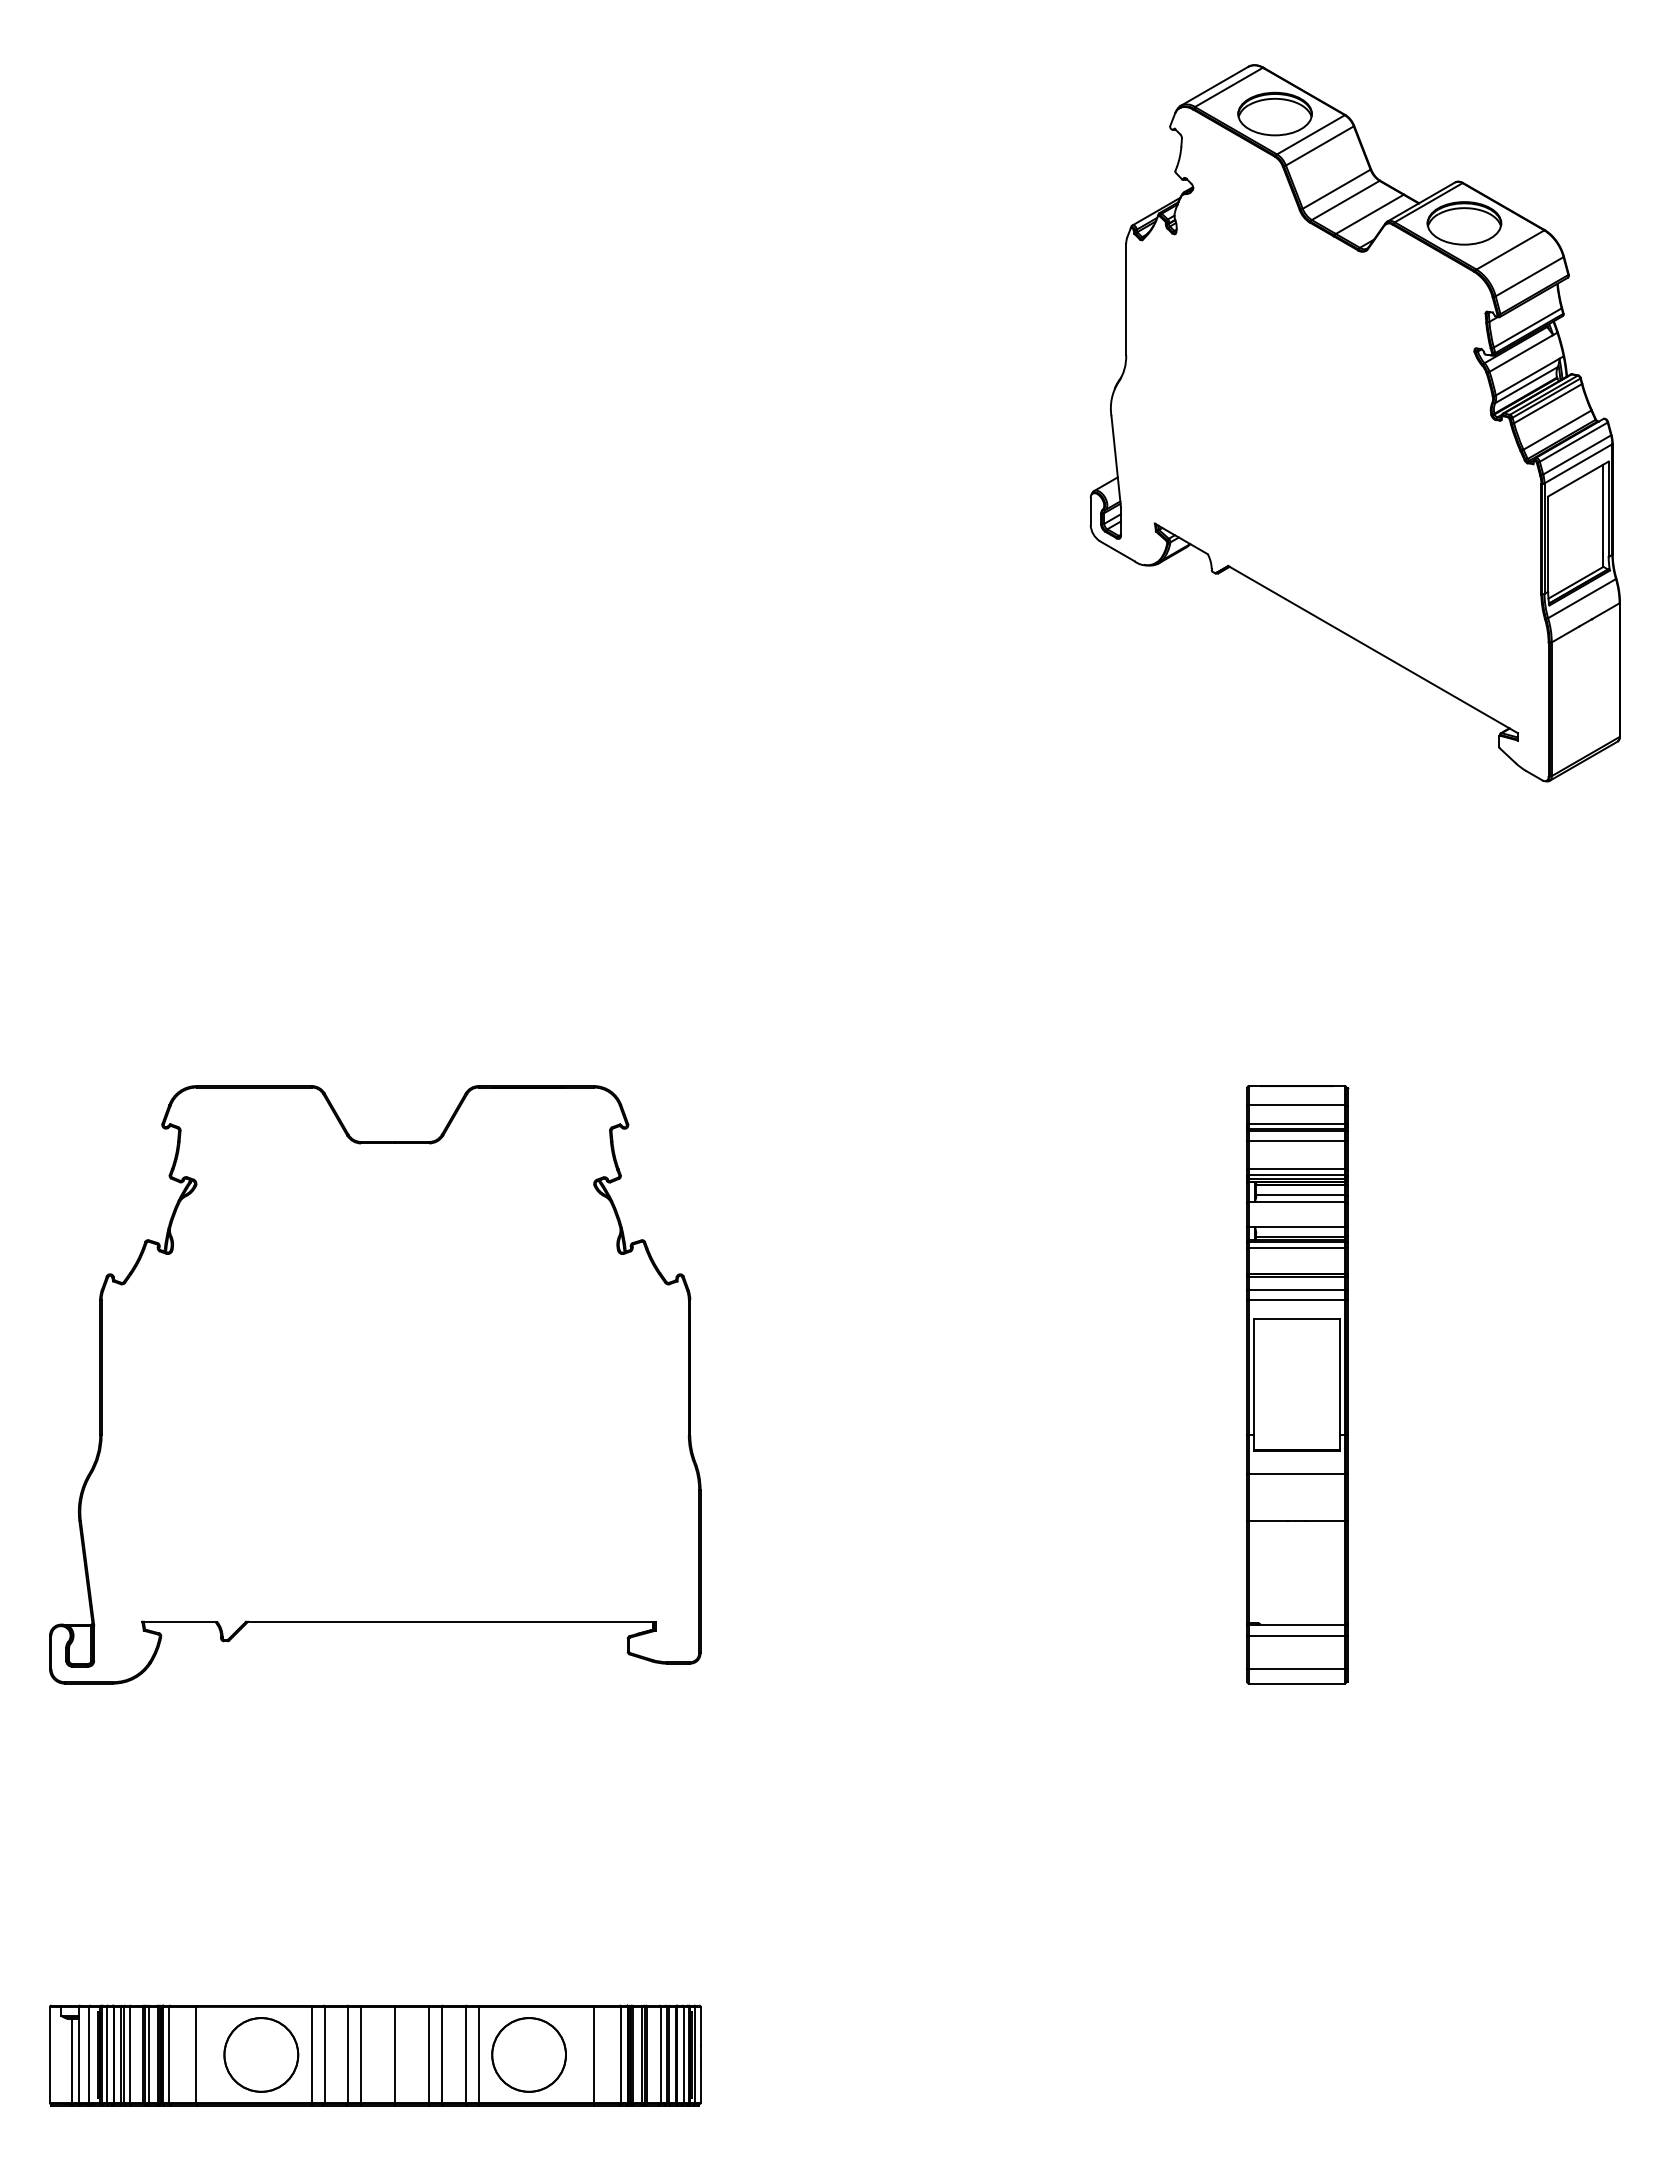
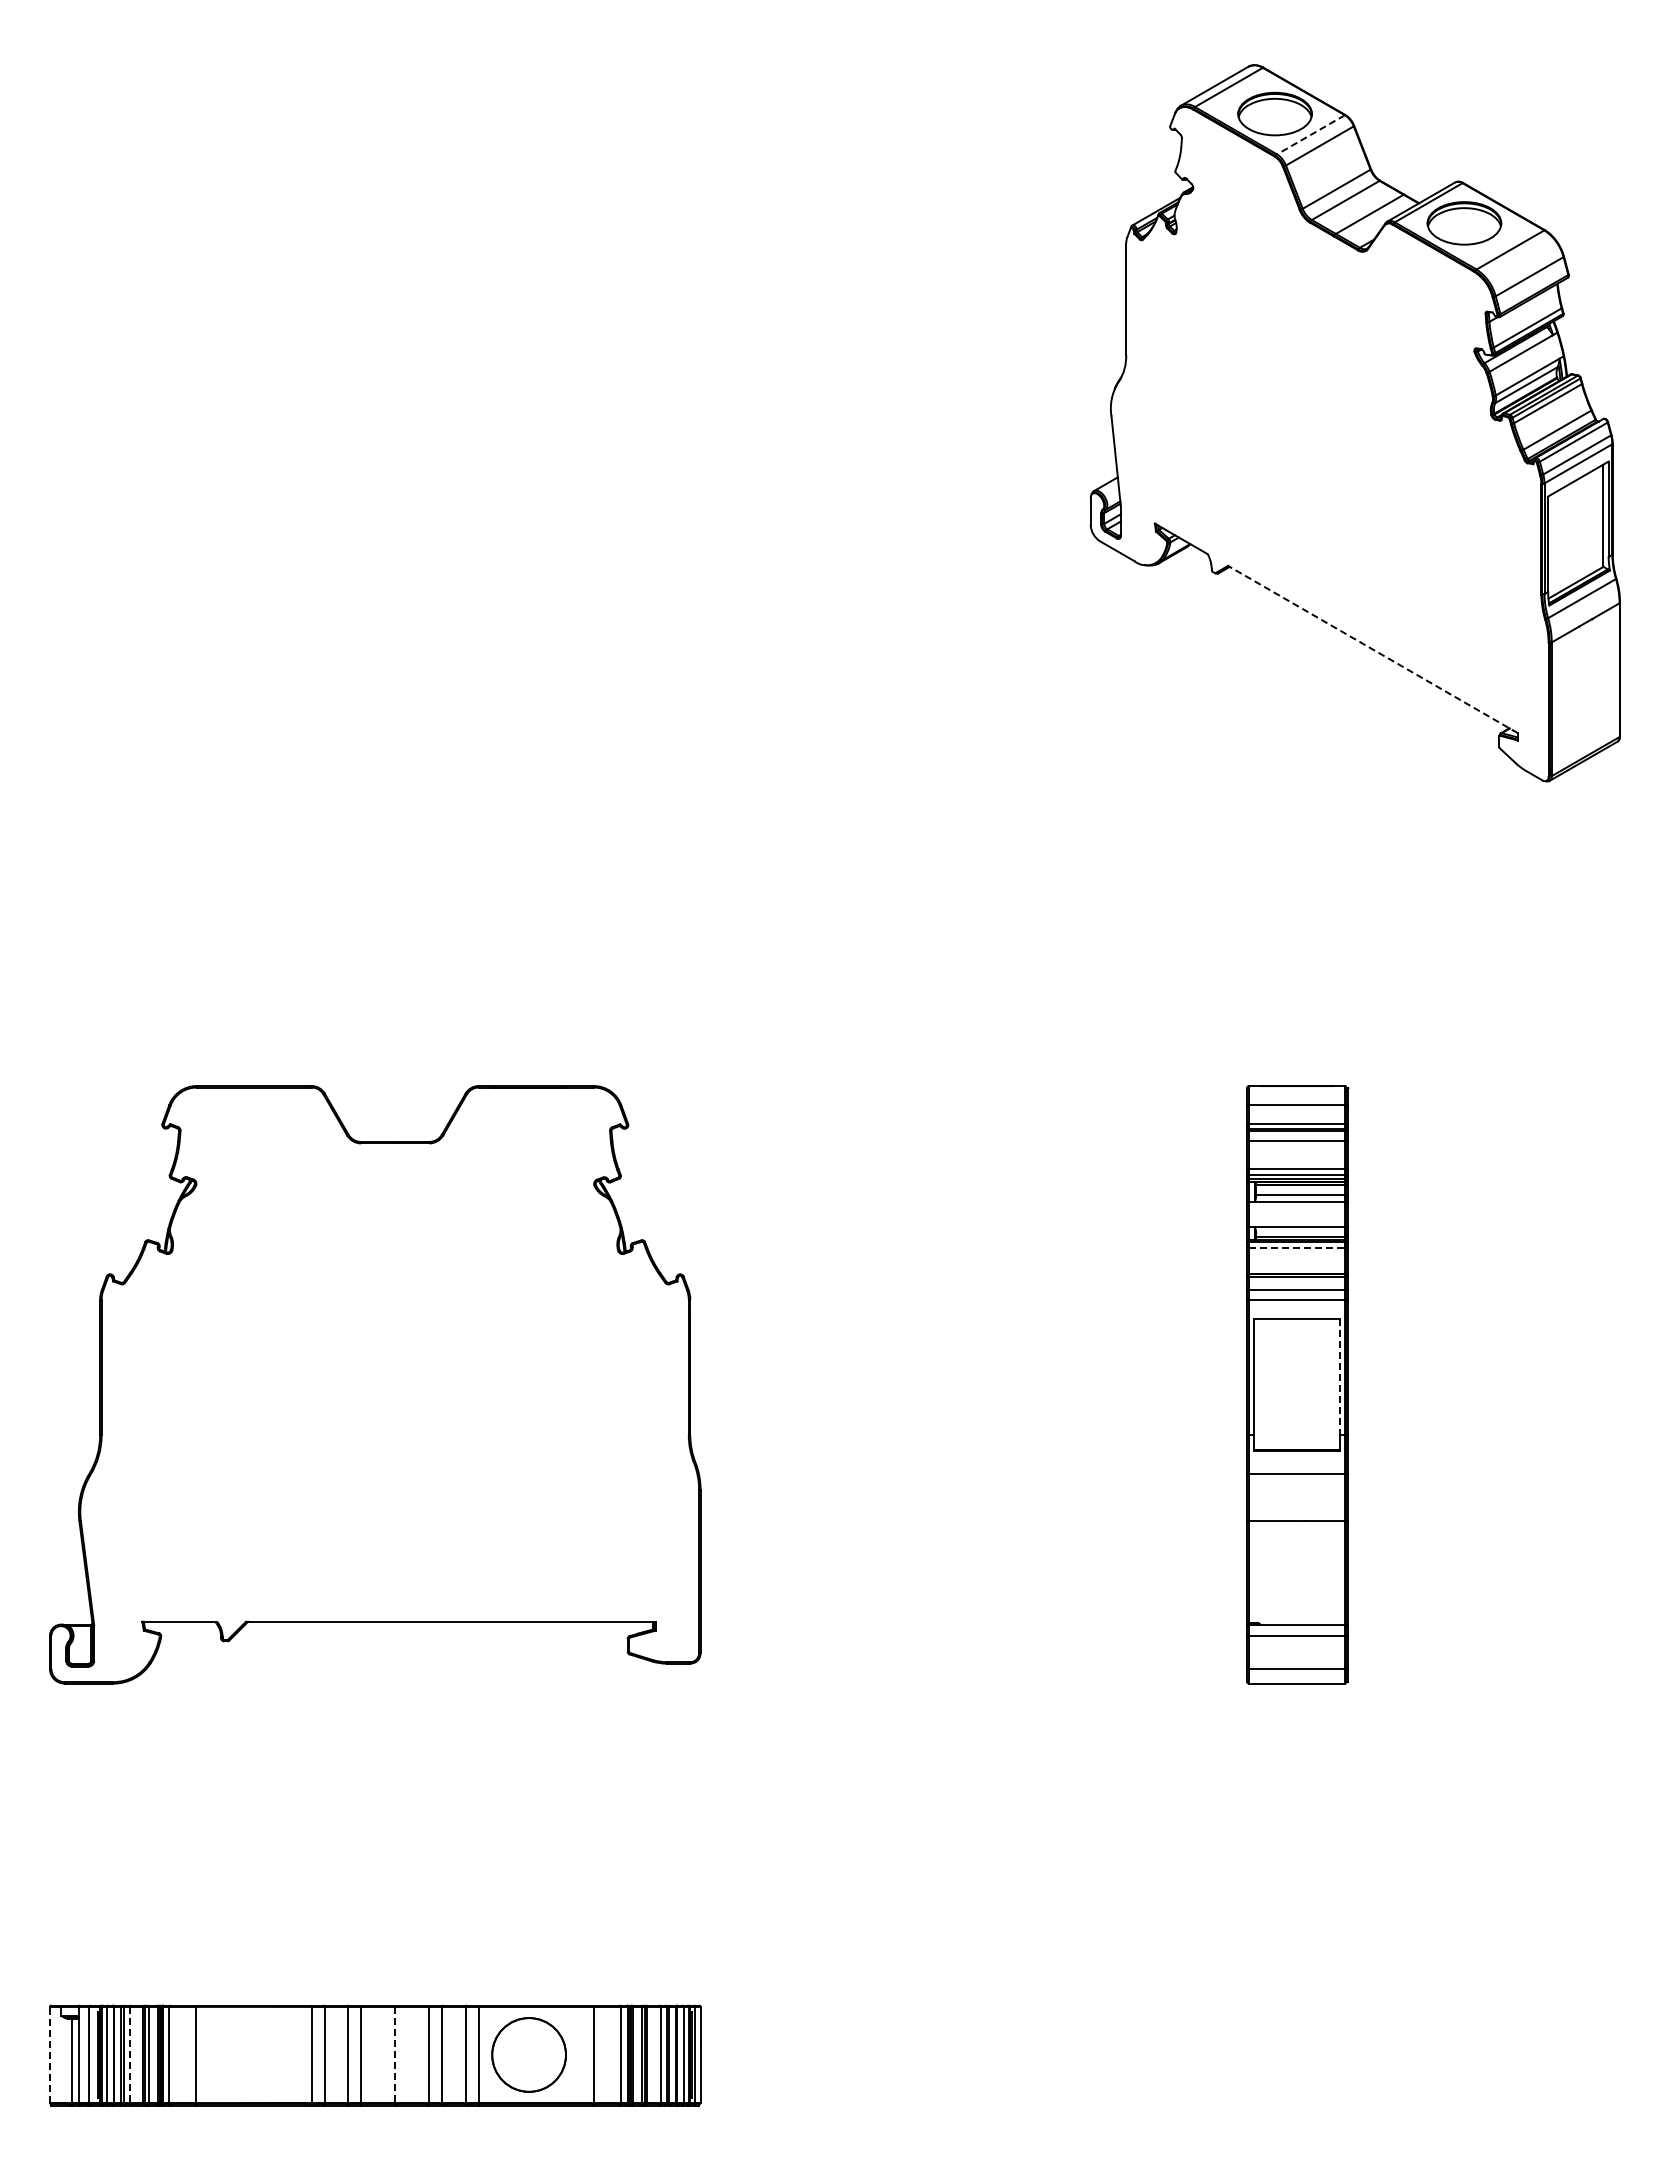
line: solid -> dashed (1310, 135)
line: solid -> dashed (1372, 649)
line: solid -> dashed (1296, 1247)
line: solid -> dashed (1339, 1377)
line: solid -> dashed (49, 2054)
line: solid -> dashed (129, 2054)
part: present -> none (261, 2054)
line: solid -> dashed (395, 2054)
